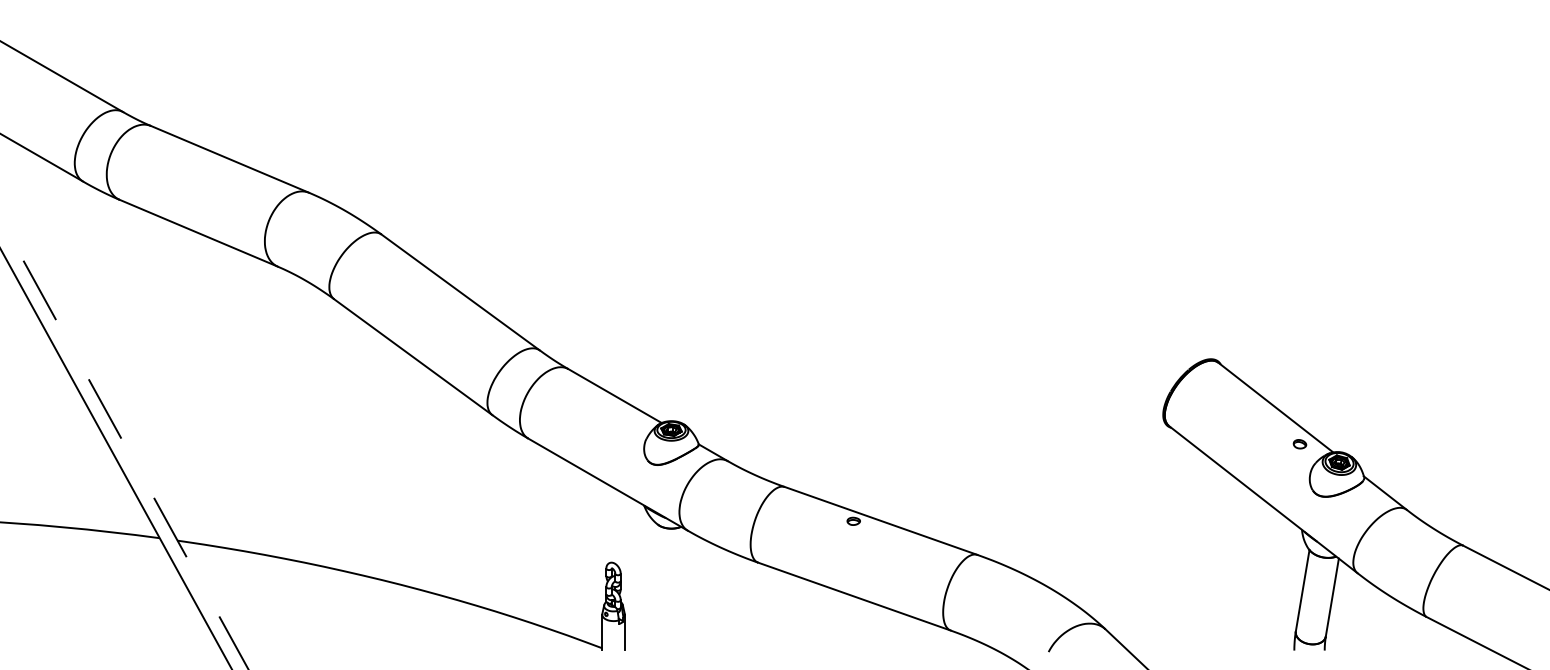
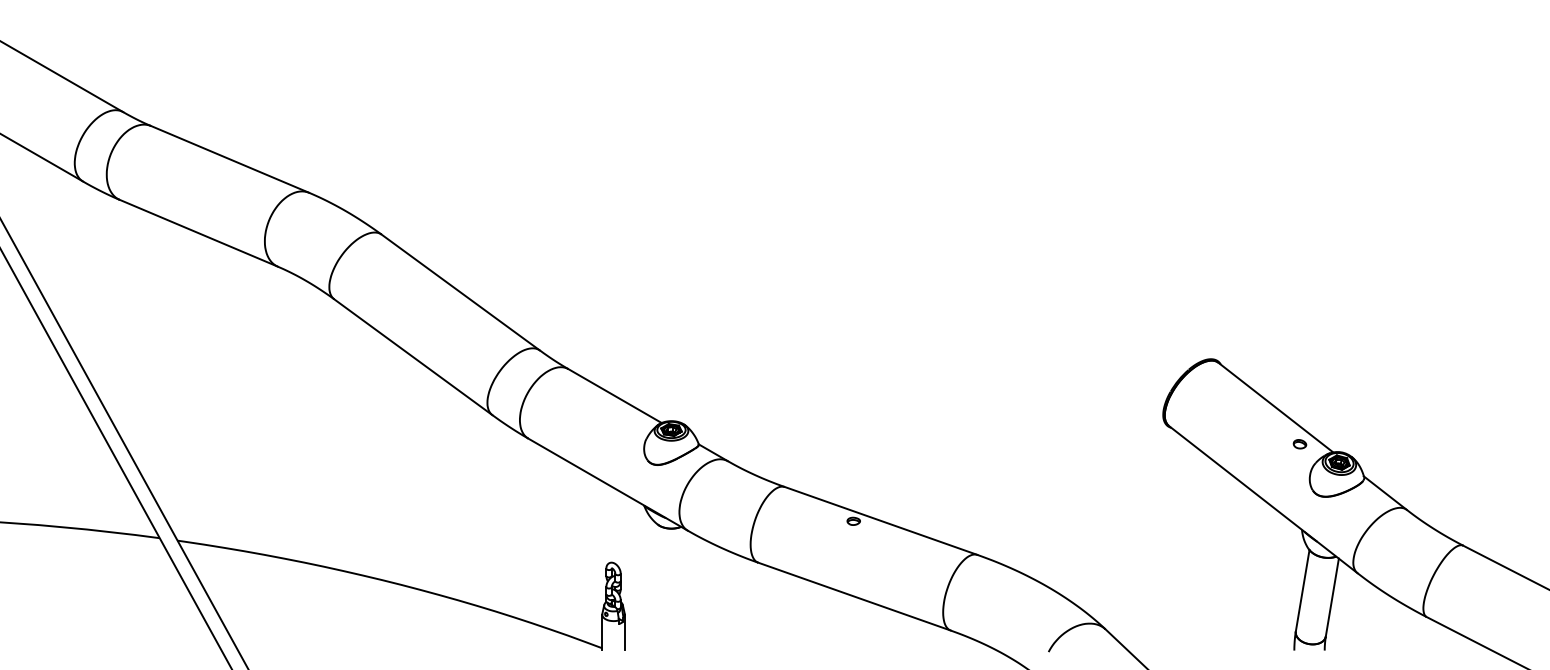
line: dashed -> solid (124, 443)
